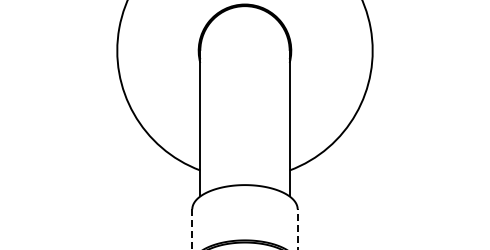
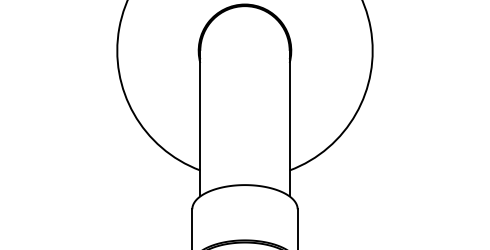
line: dashed -> solid (297, 229)
line: dashed -> solid (192, 230)
